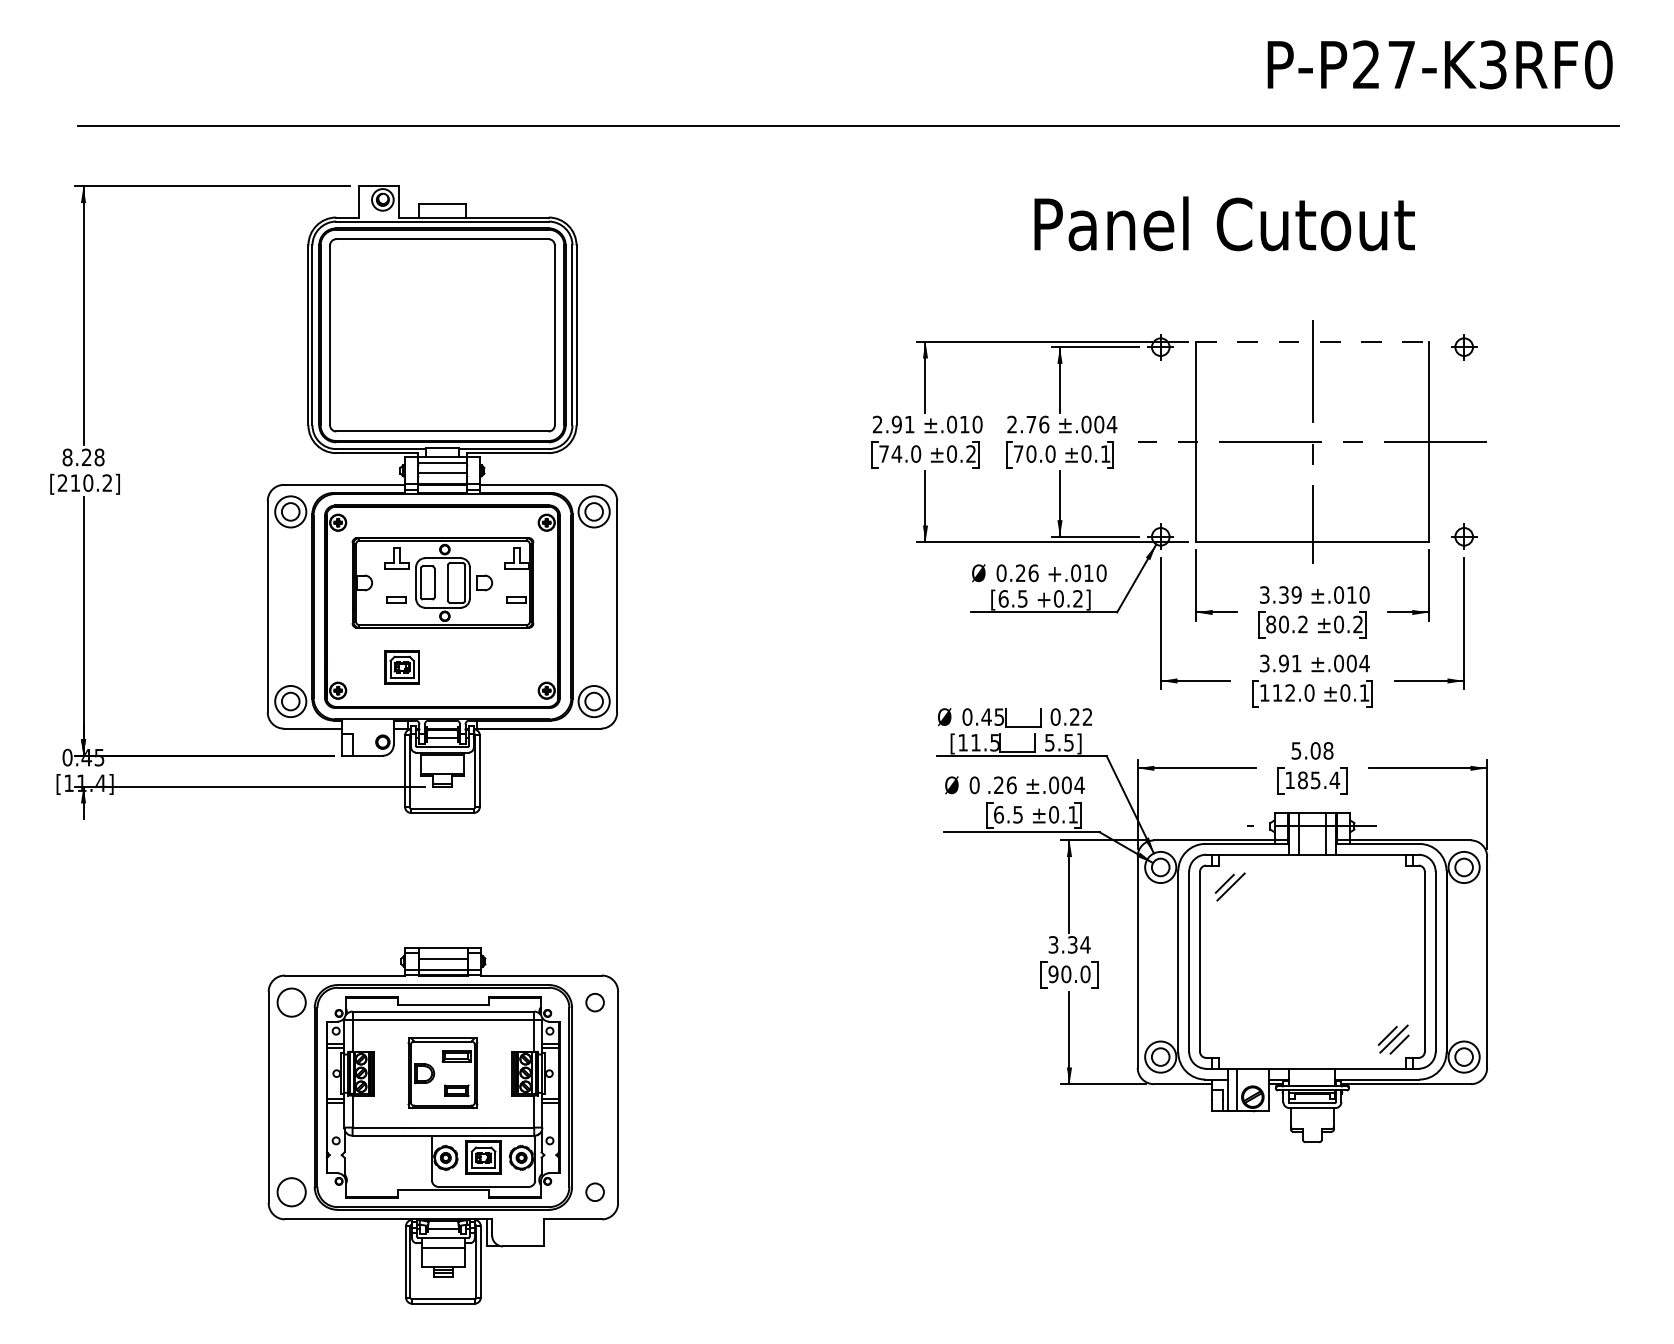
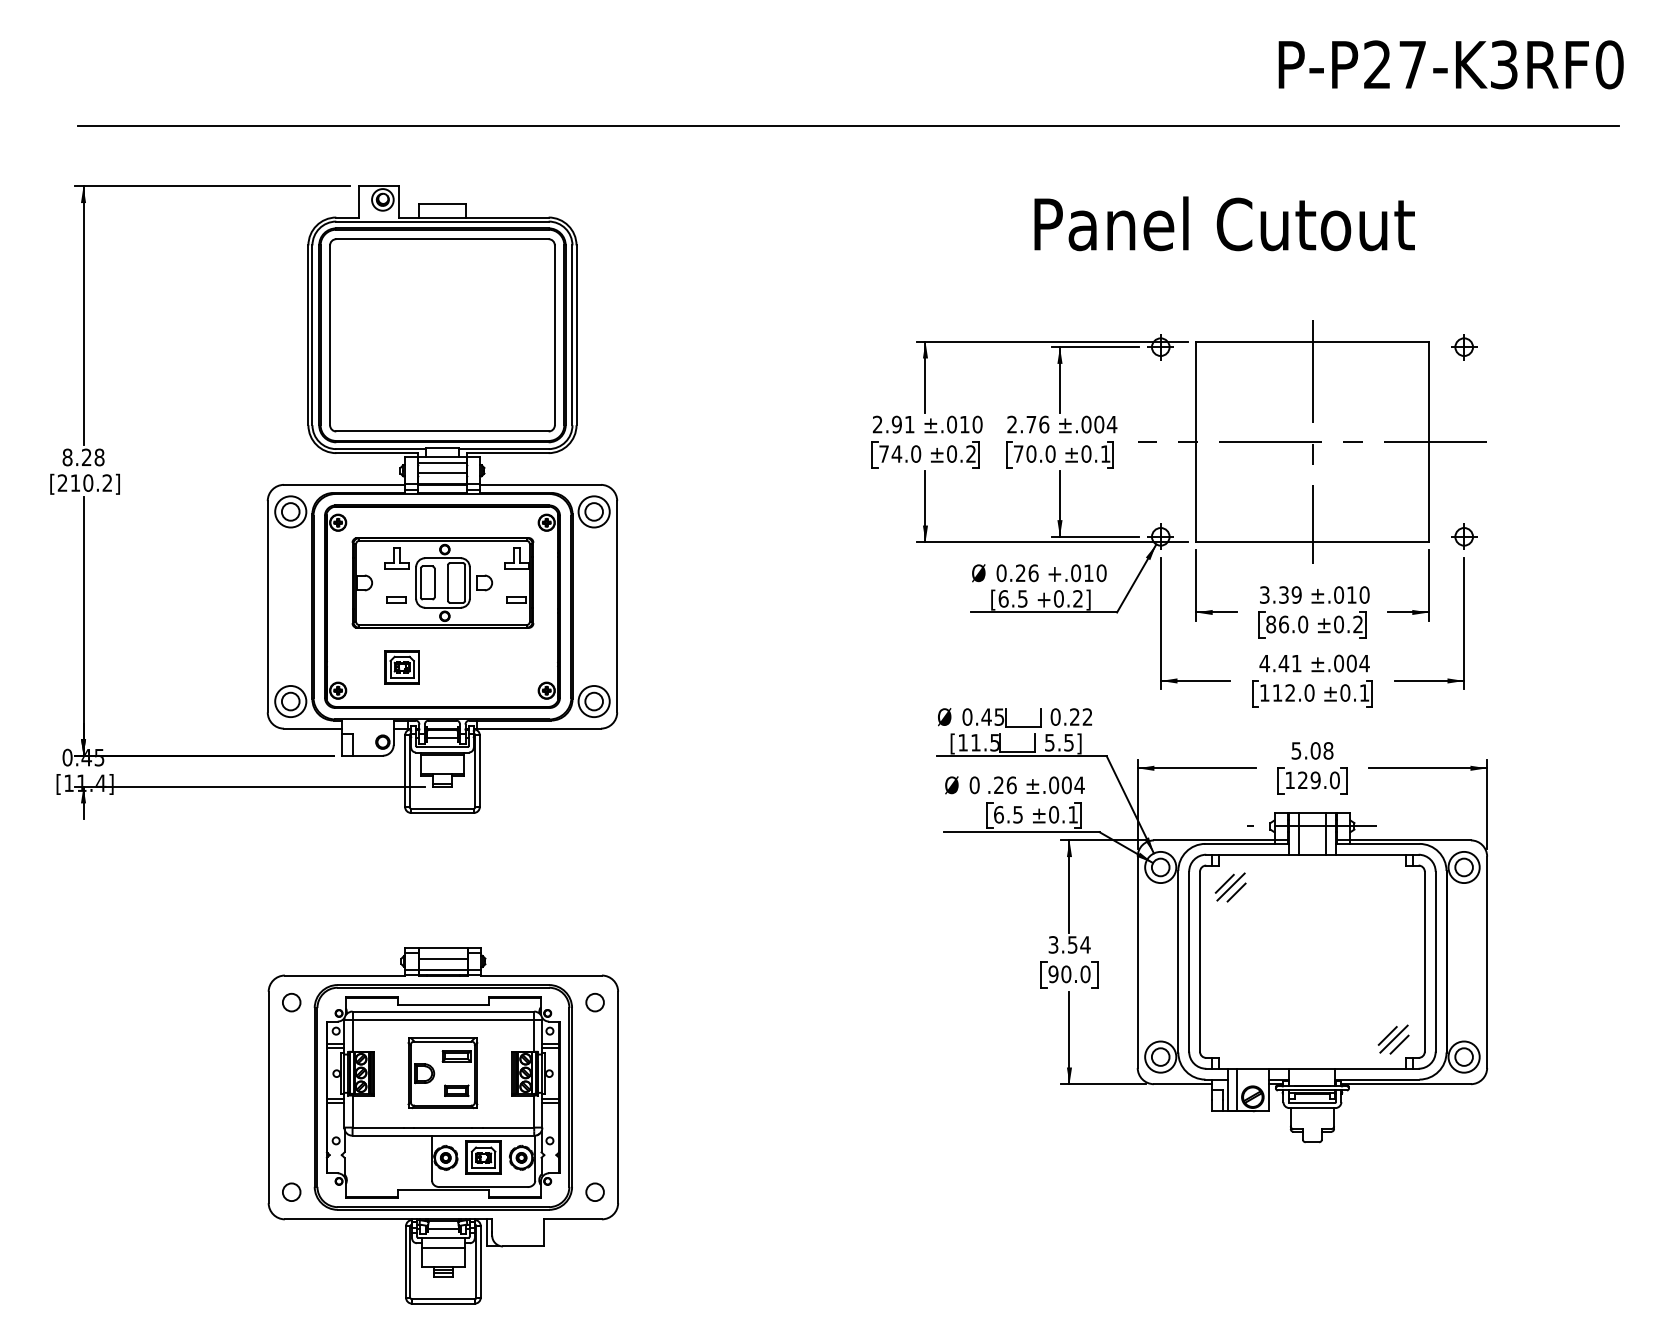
text position: (1439, 64) -> (1450, 64) (1450, 64)
line: dashed -> solid (1312, 341)
text: 80.2 -> 86.0 (1293, 624)
text: 3.91 -> 4.41 (1274, 663)
text: 185.4 -> 129.0 (1319, 780)
line: none -> present (1236, 892)
text: 3.34 -> 3.54 (1072, 944)
circle diameter: 28 px -> 18 px (291, 1002)
circle diameter: 28 px -> 18 px (291, 1192)
